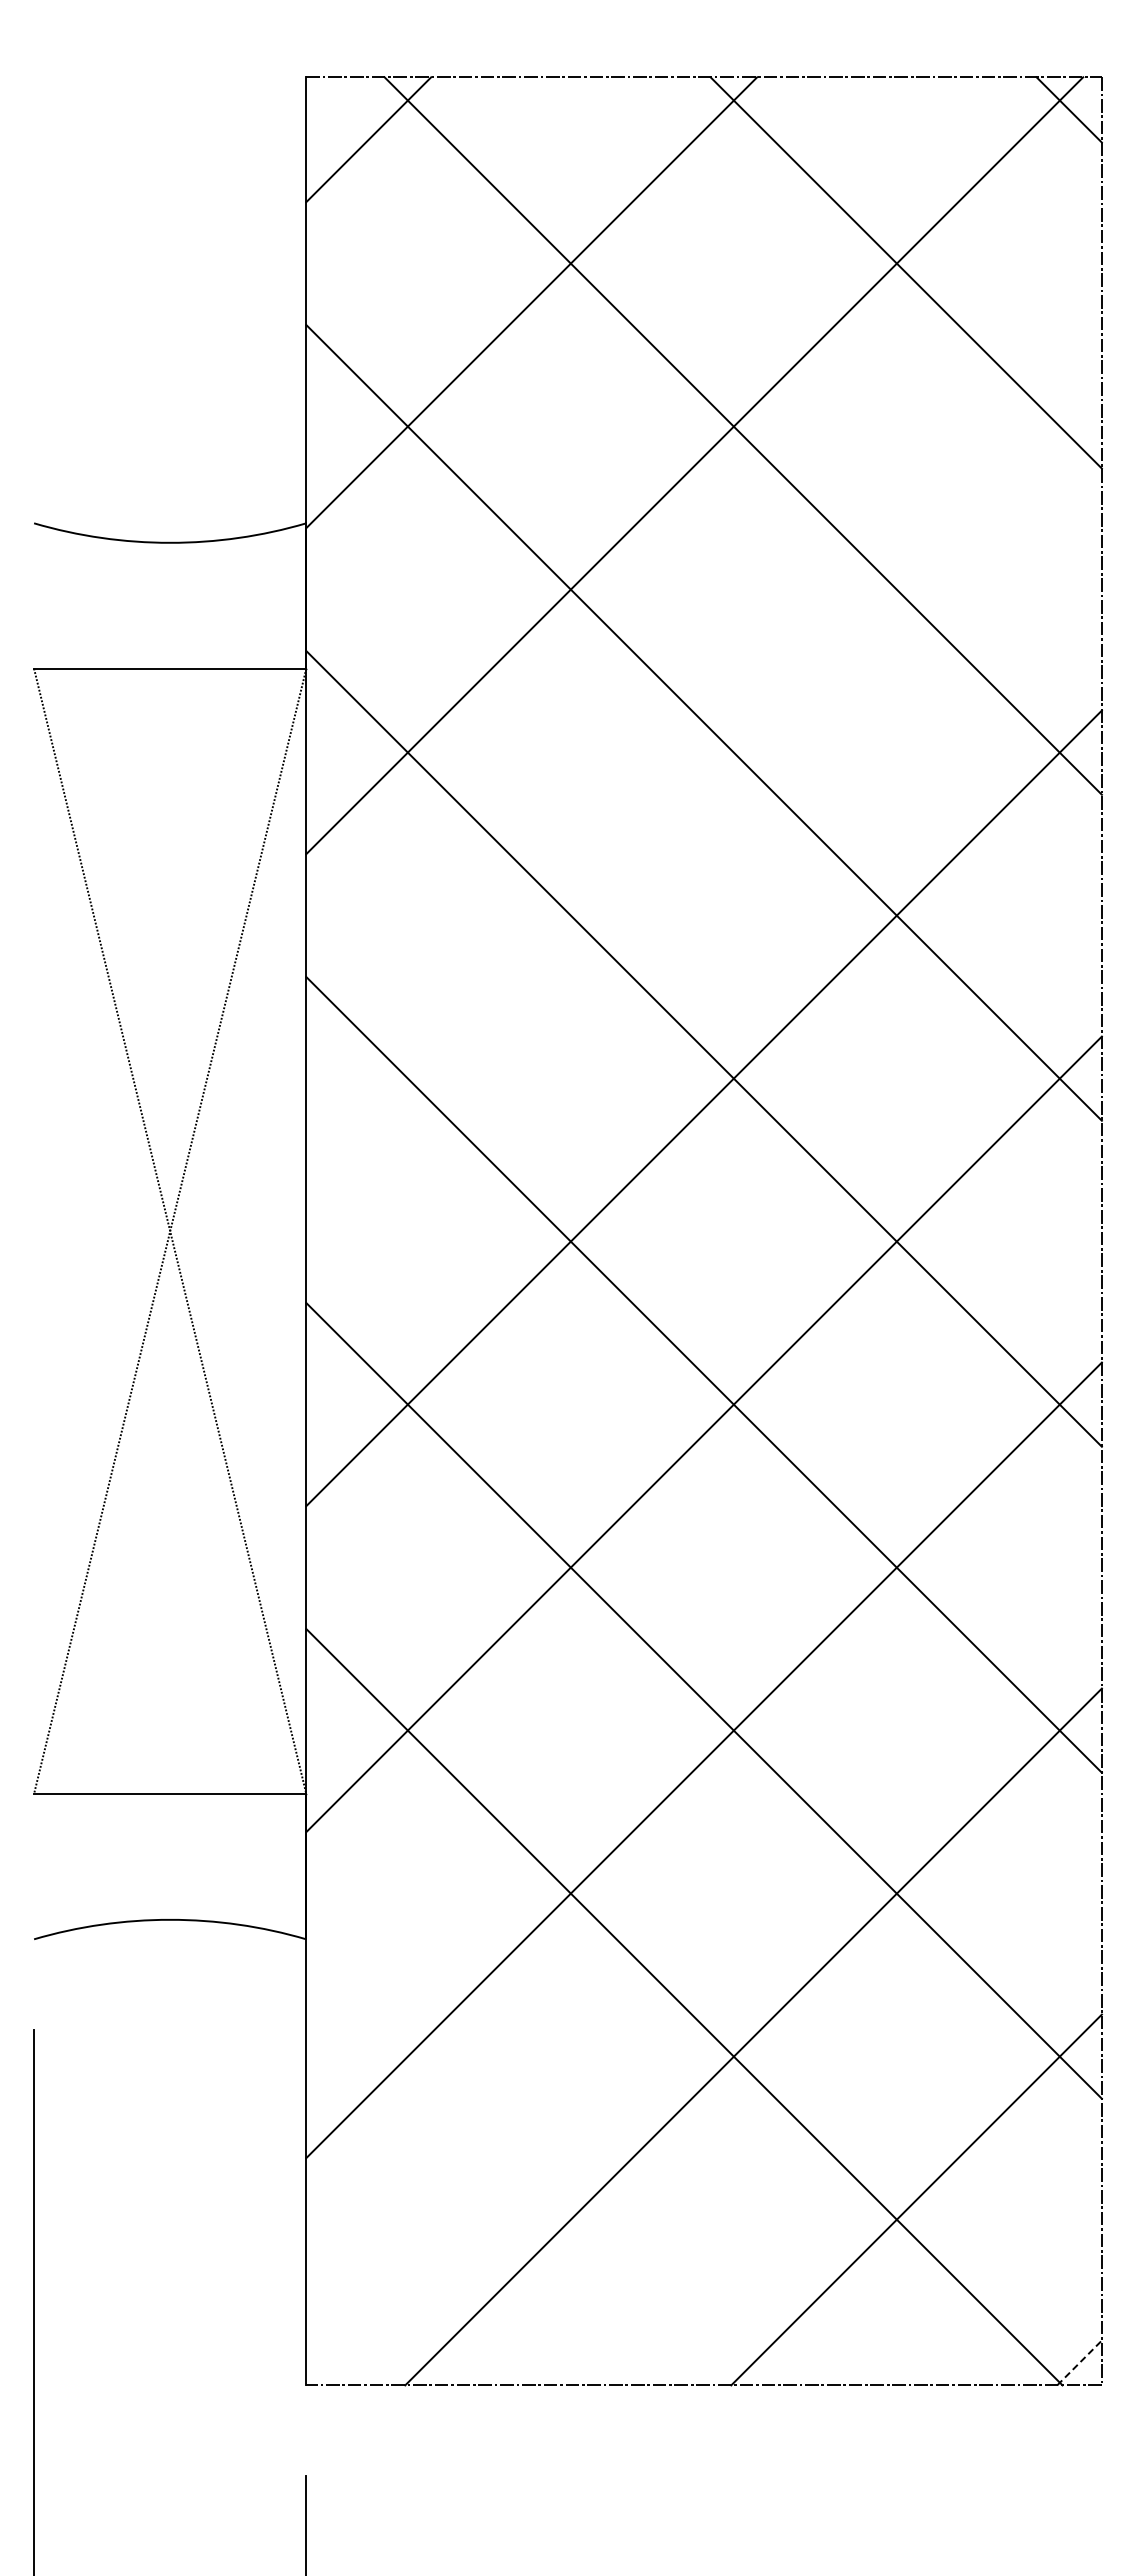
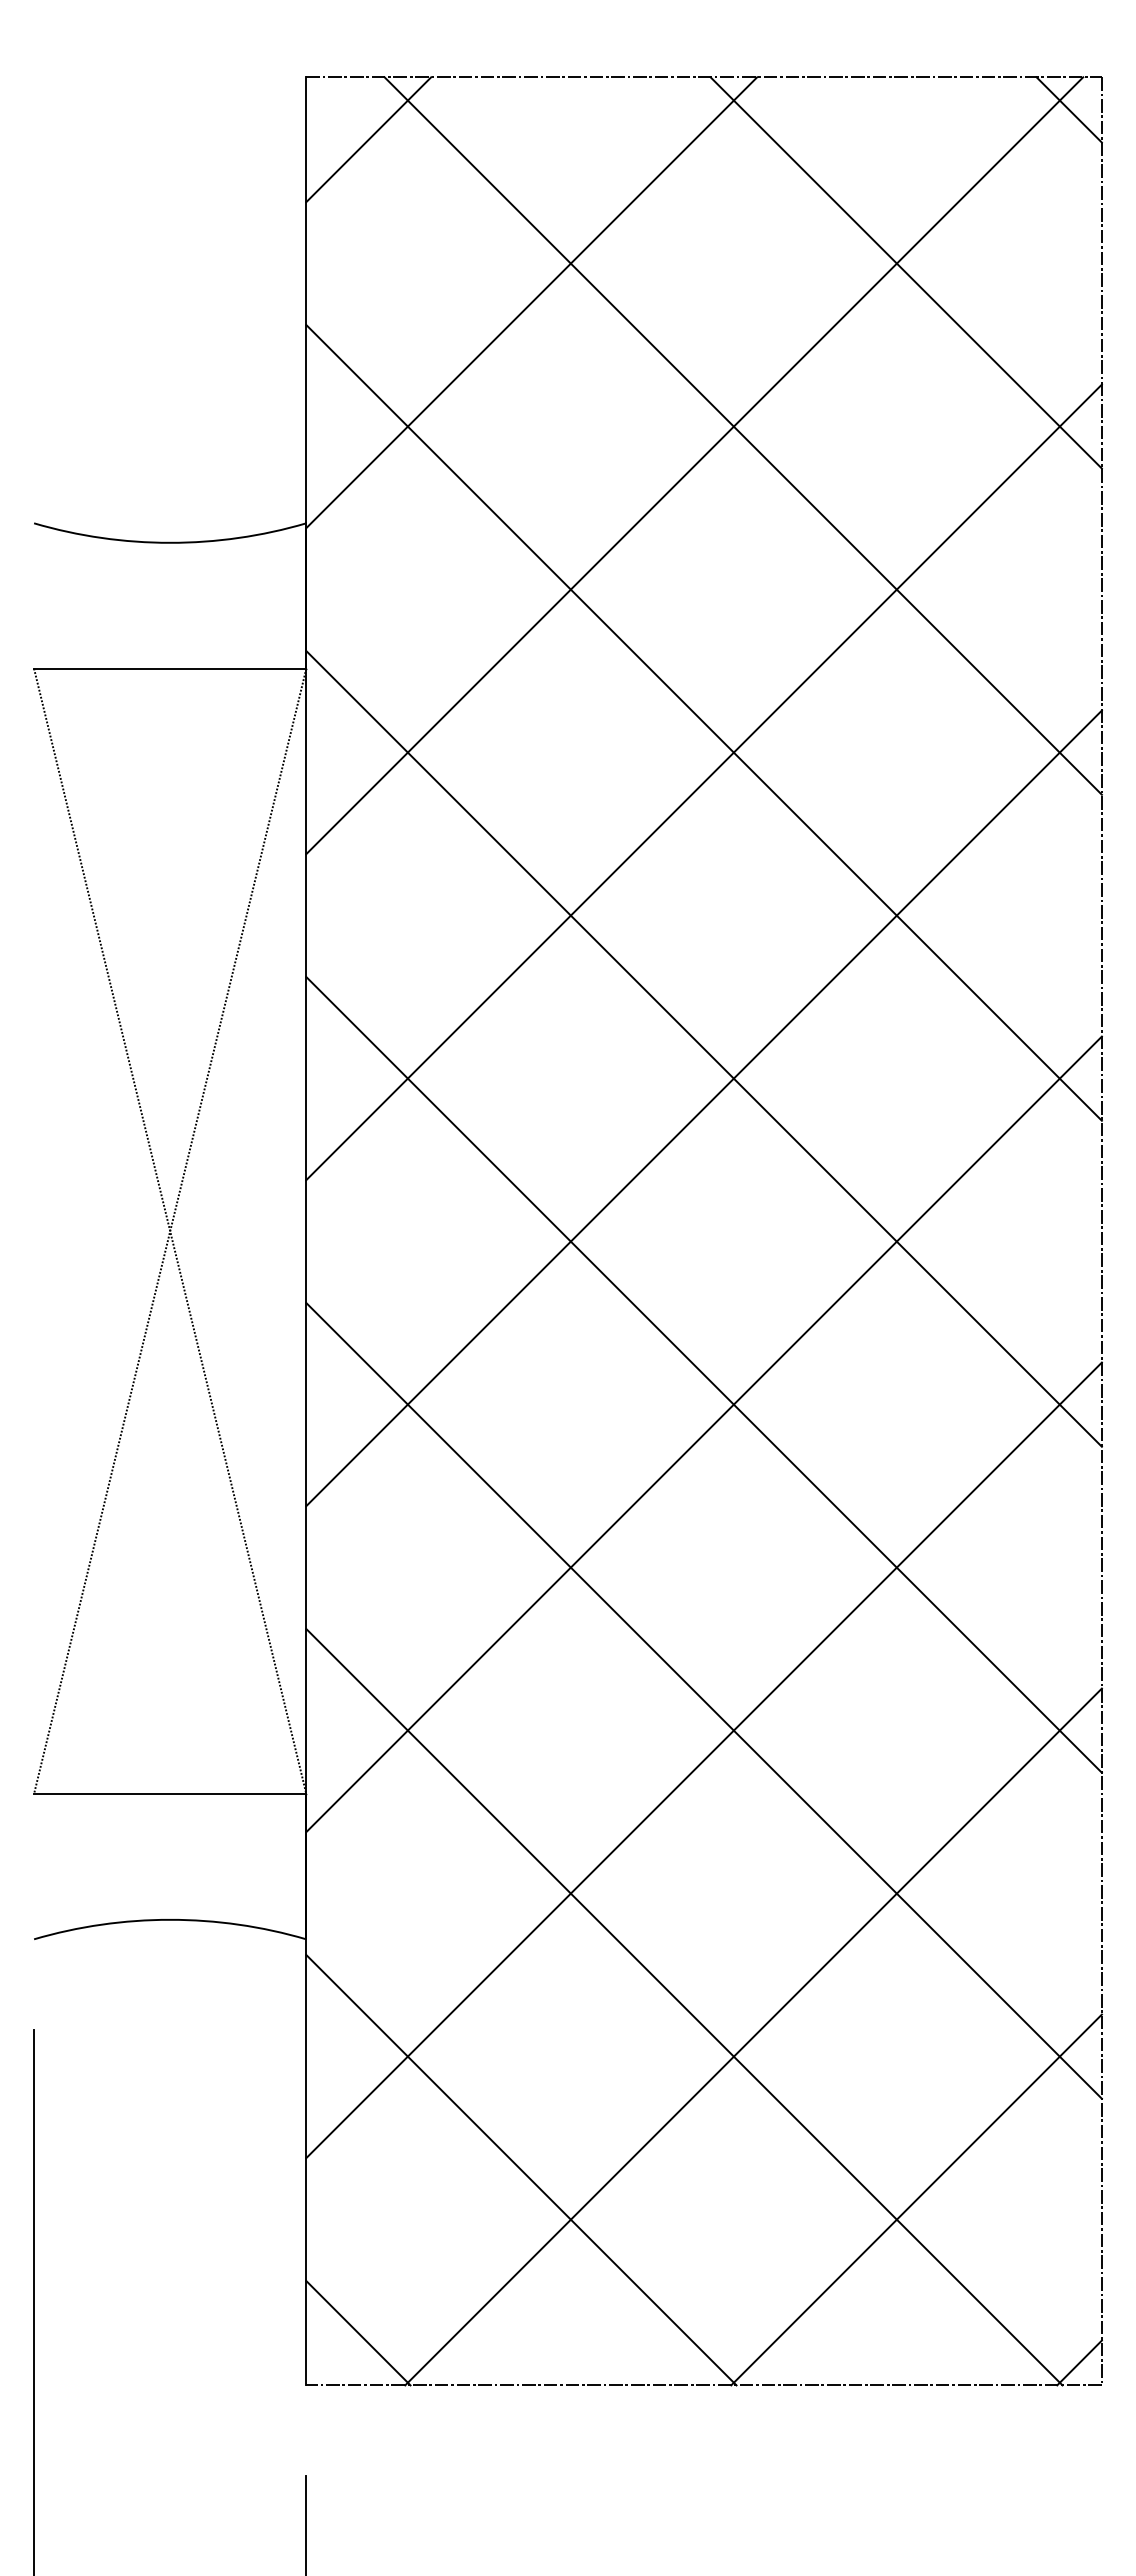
line: none -> present (703, 782)
line: none -> present (521, 2170)
line: none -> present (358, 2333)
line: dashed -> solid (1079, 2362)
